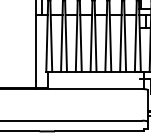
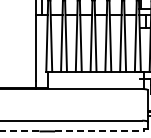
line: solid -> dashed (20, 131)
line: solid -> dashed (99, 131)
